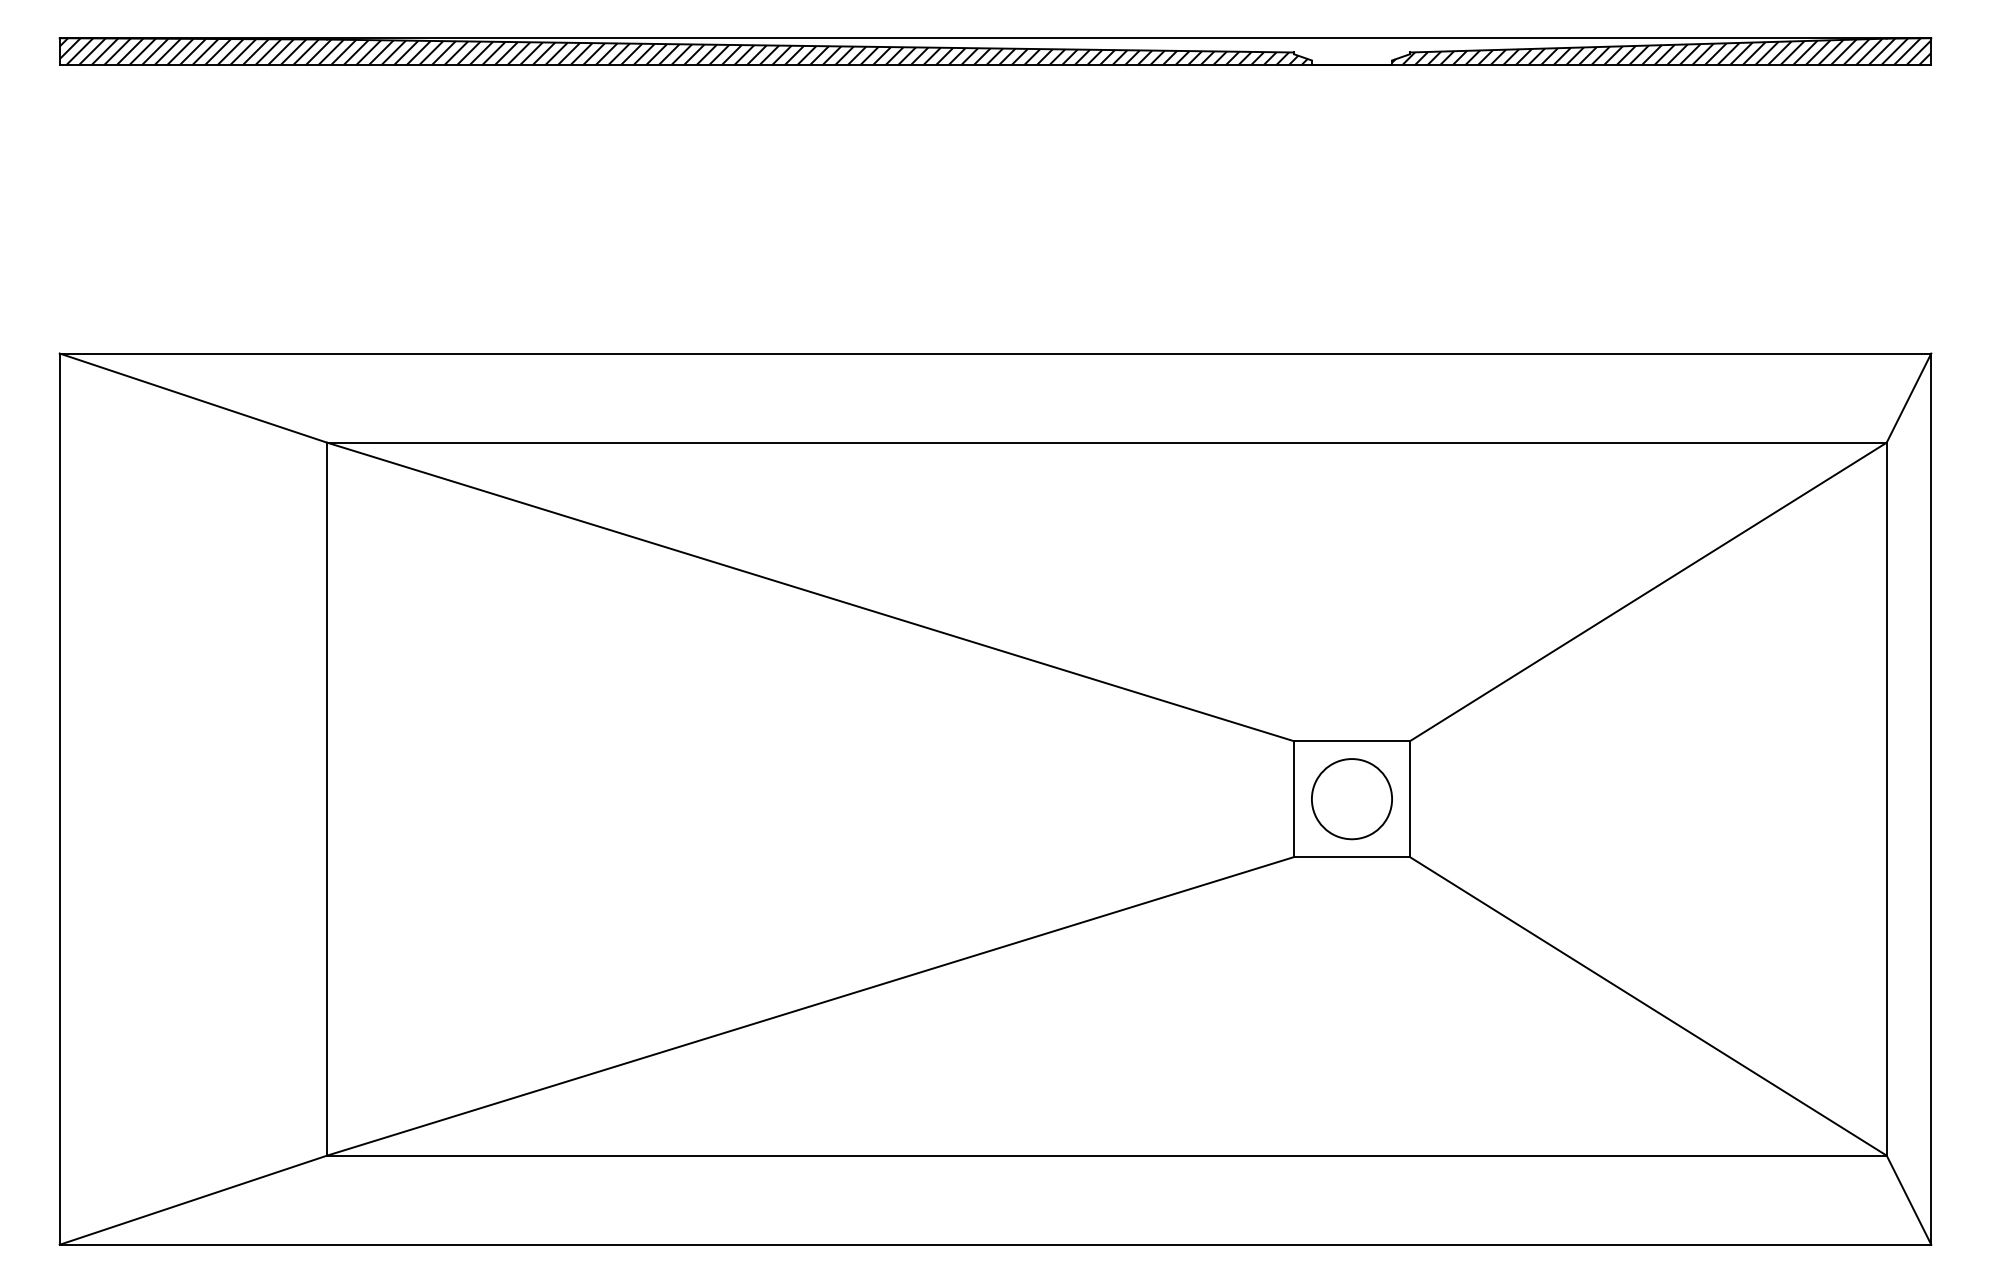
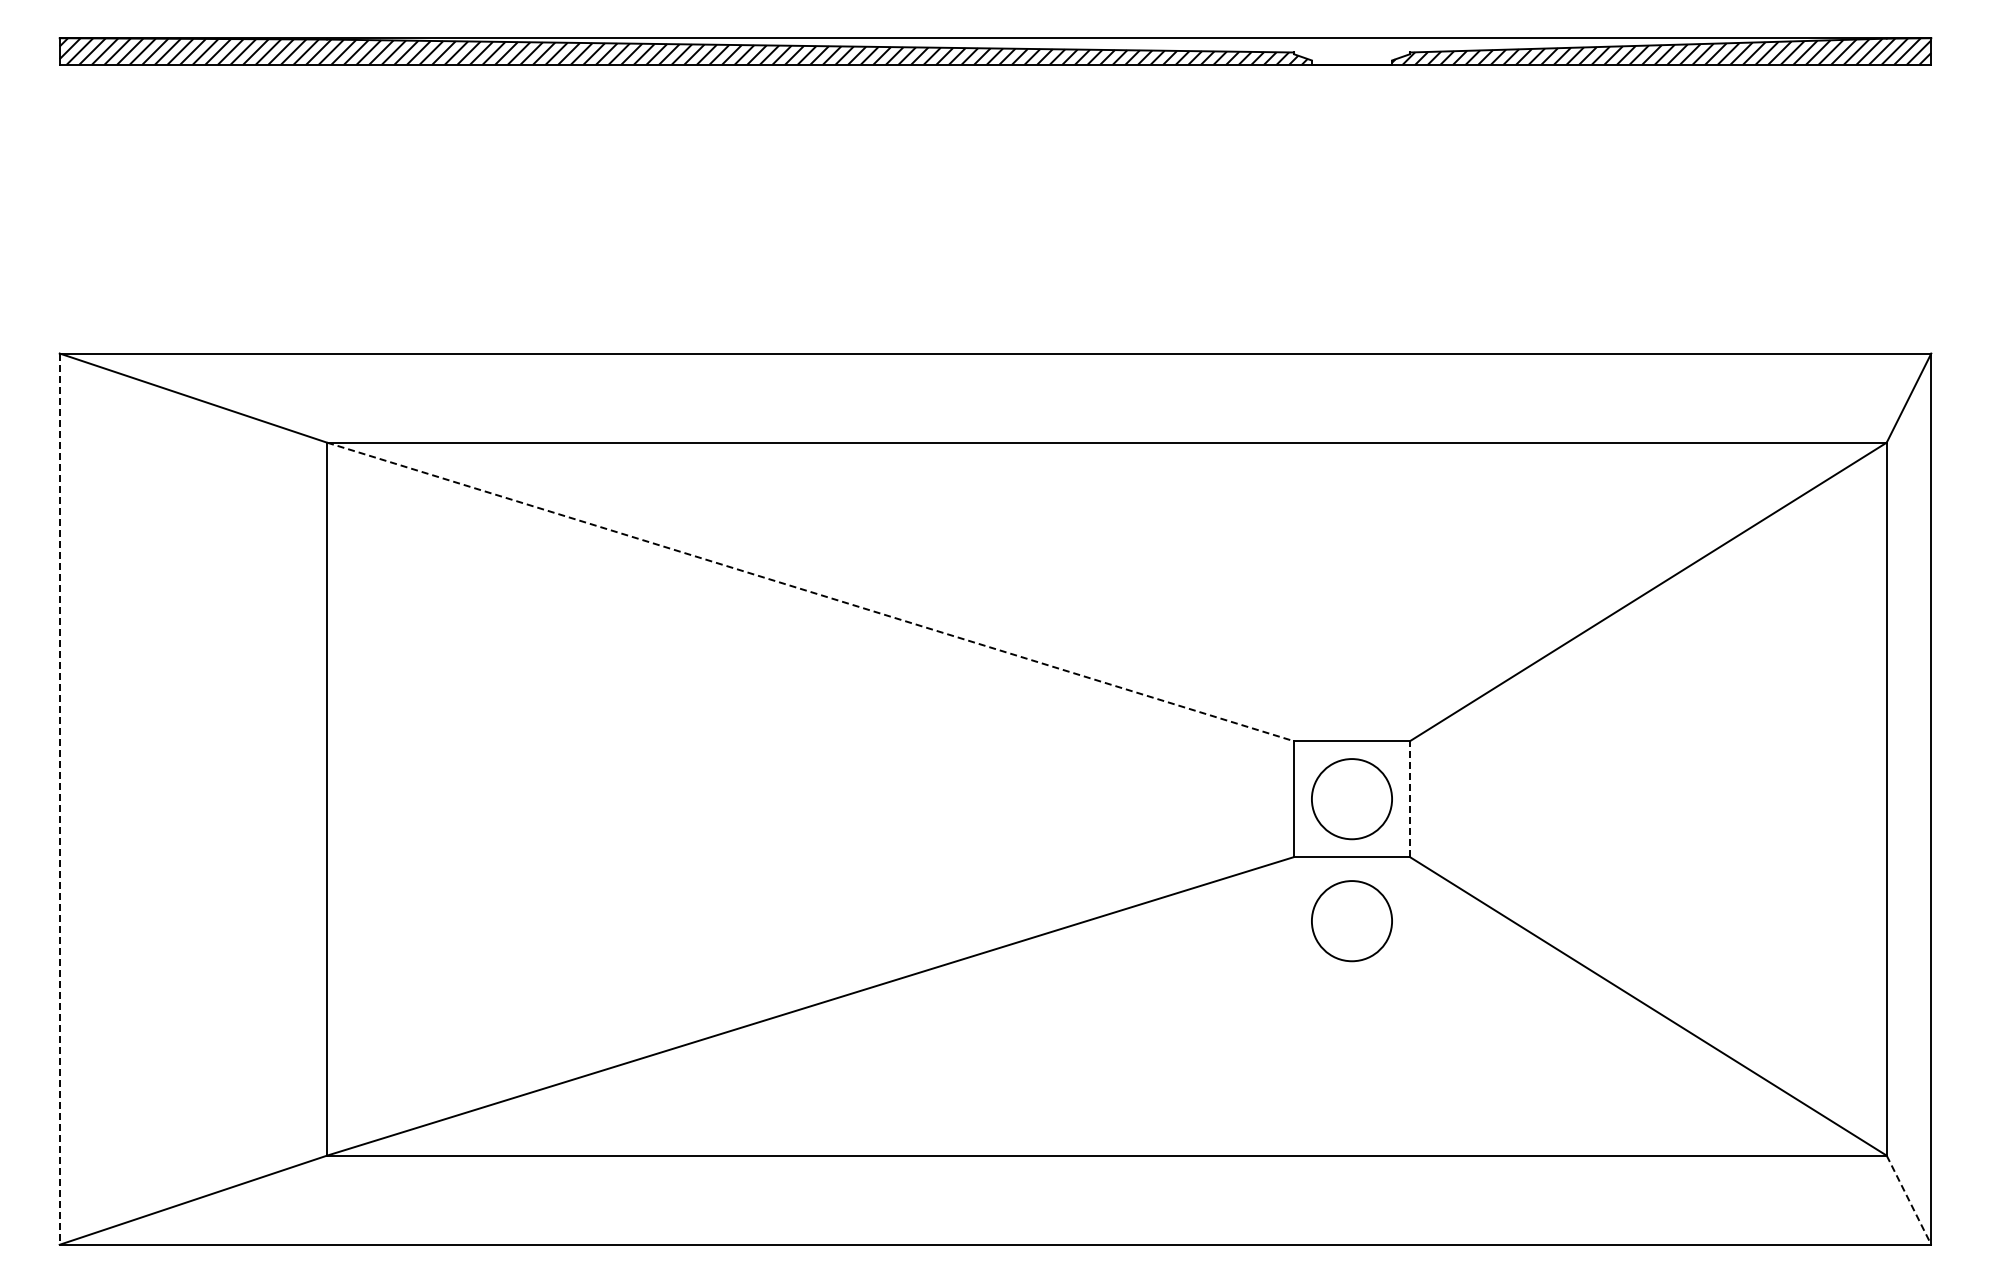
line: solid -> dashed (811, 592)
line: solid -> dashed (59, 799)
line: solid -> dashed (1409, 799)
circle: none -> present (1351, 921)
line: solid -> dashed (1909, 1200)
